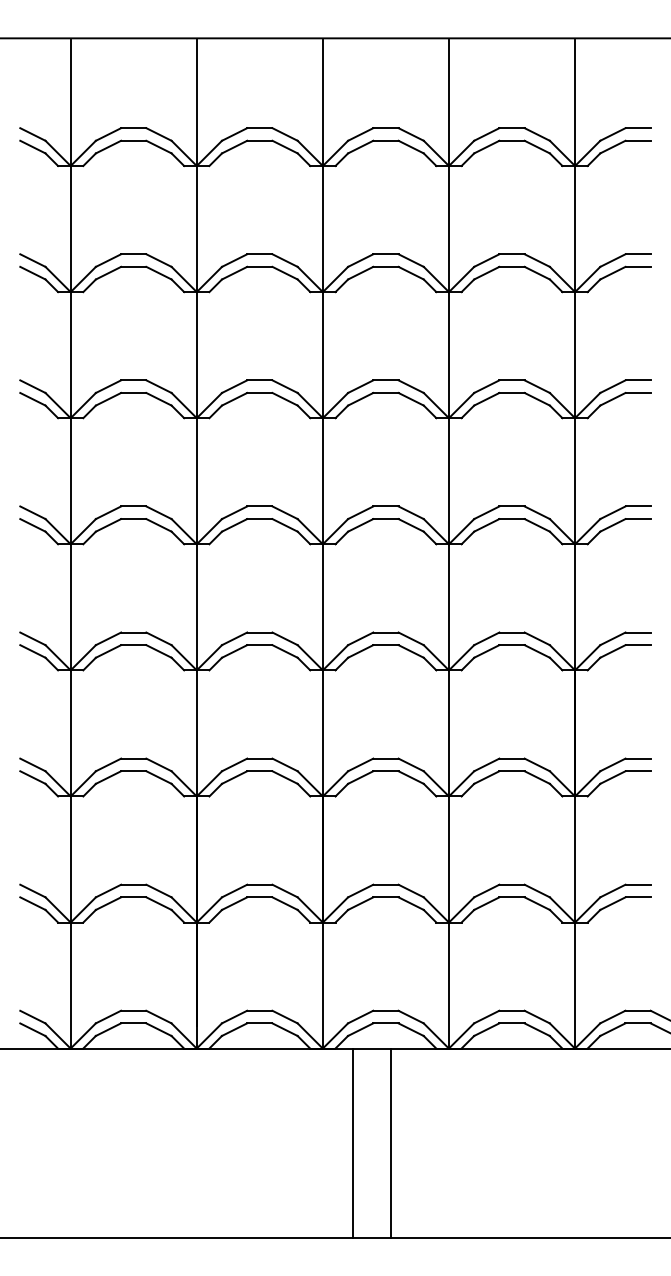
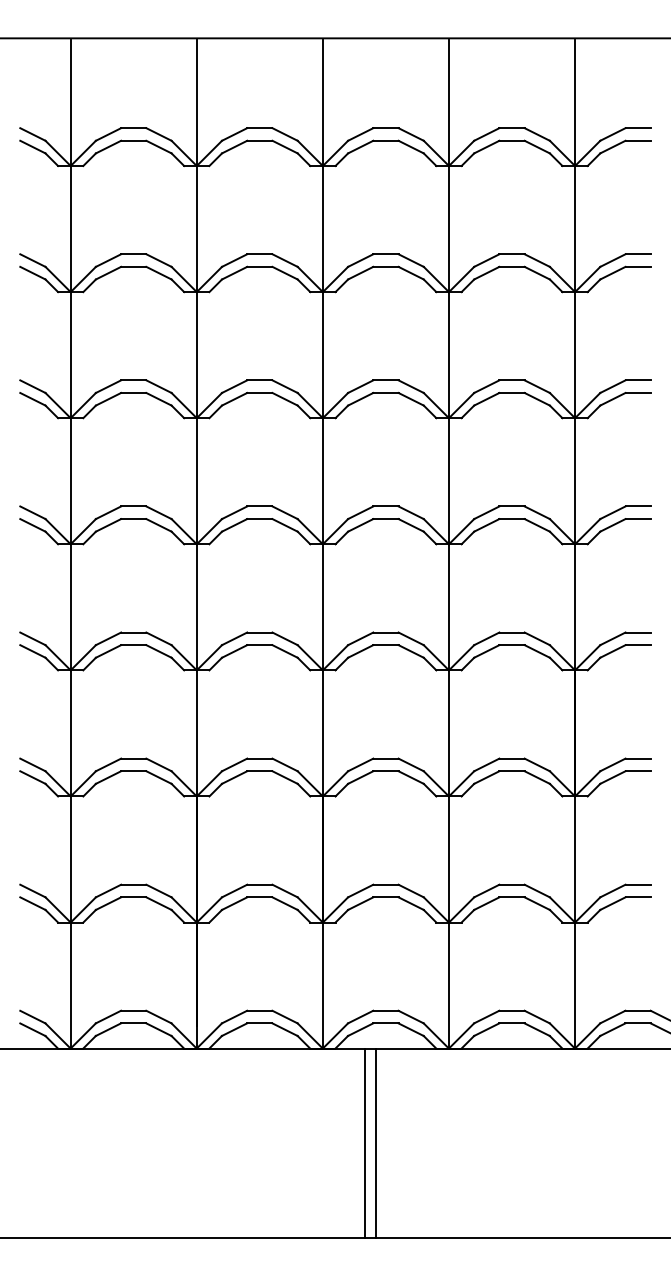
line position: (353, 1142) -> (365, 1142) (365, 1142)
line position: (391, 1142) -> (376, 1142) (376, 1142)
